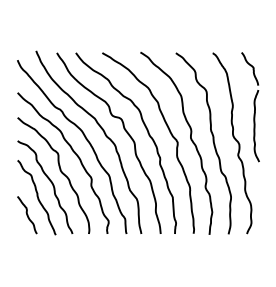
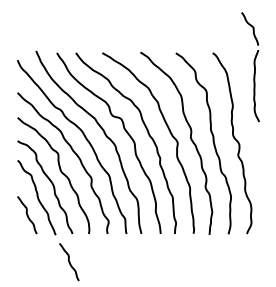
part position: (250, 107) -> (250, 67) (250, 67)
curve: none -> present (69, 262)
